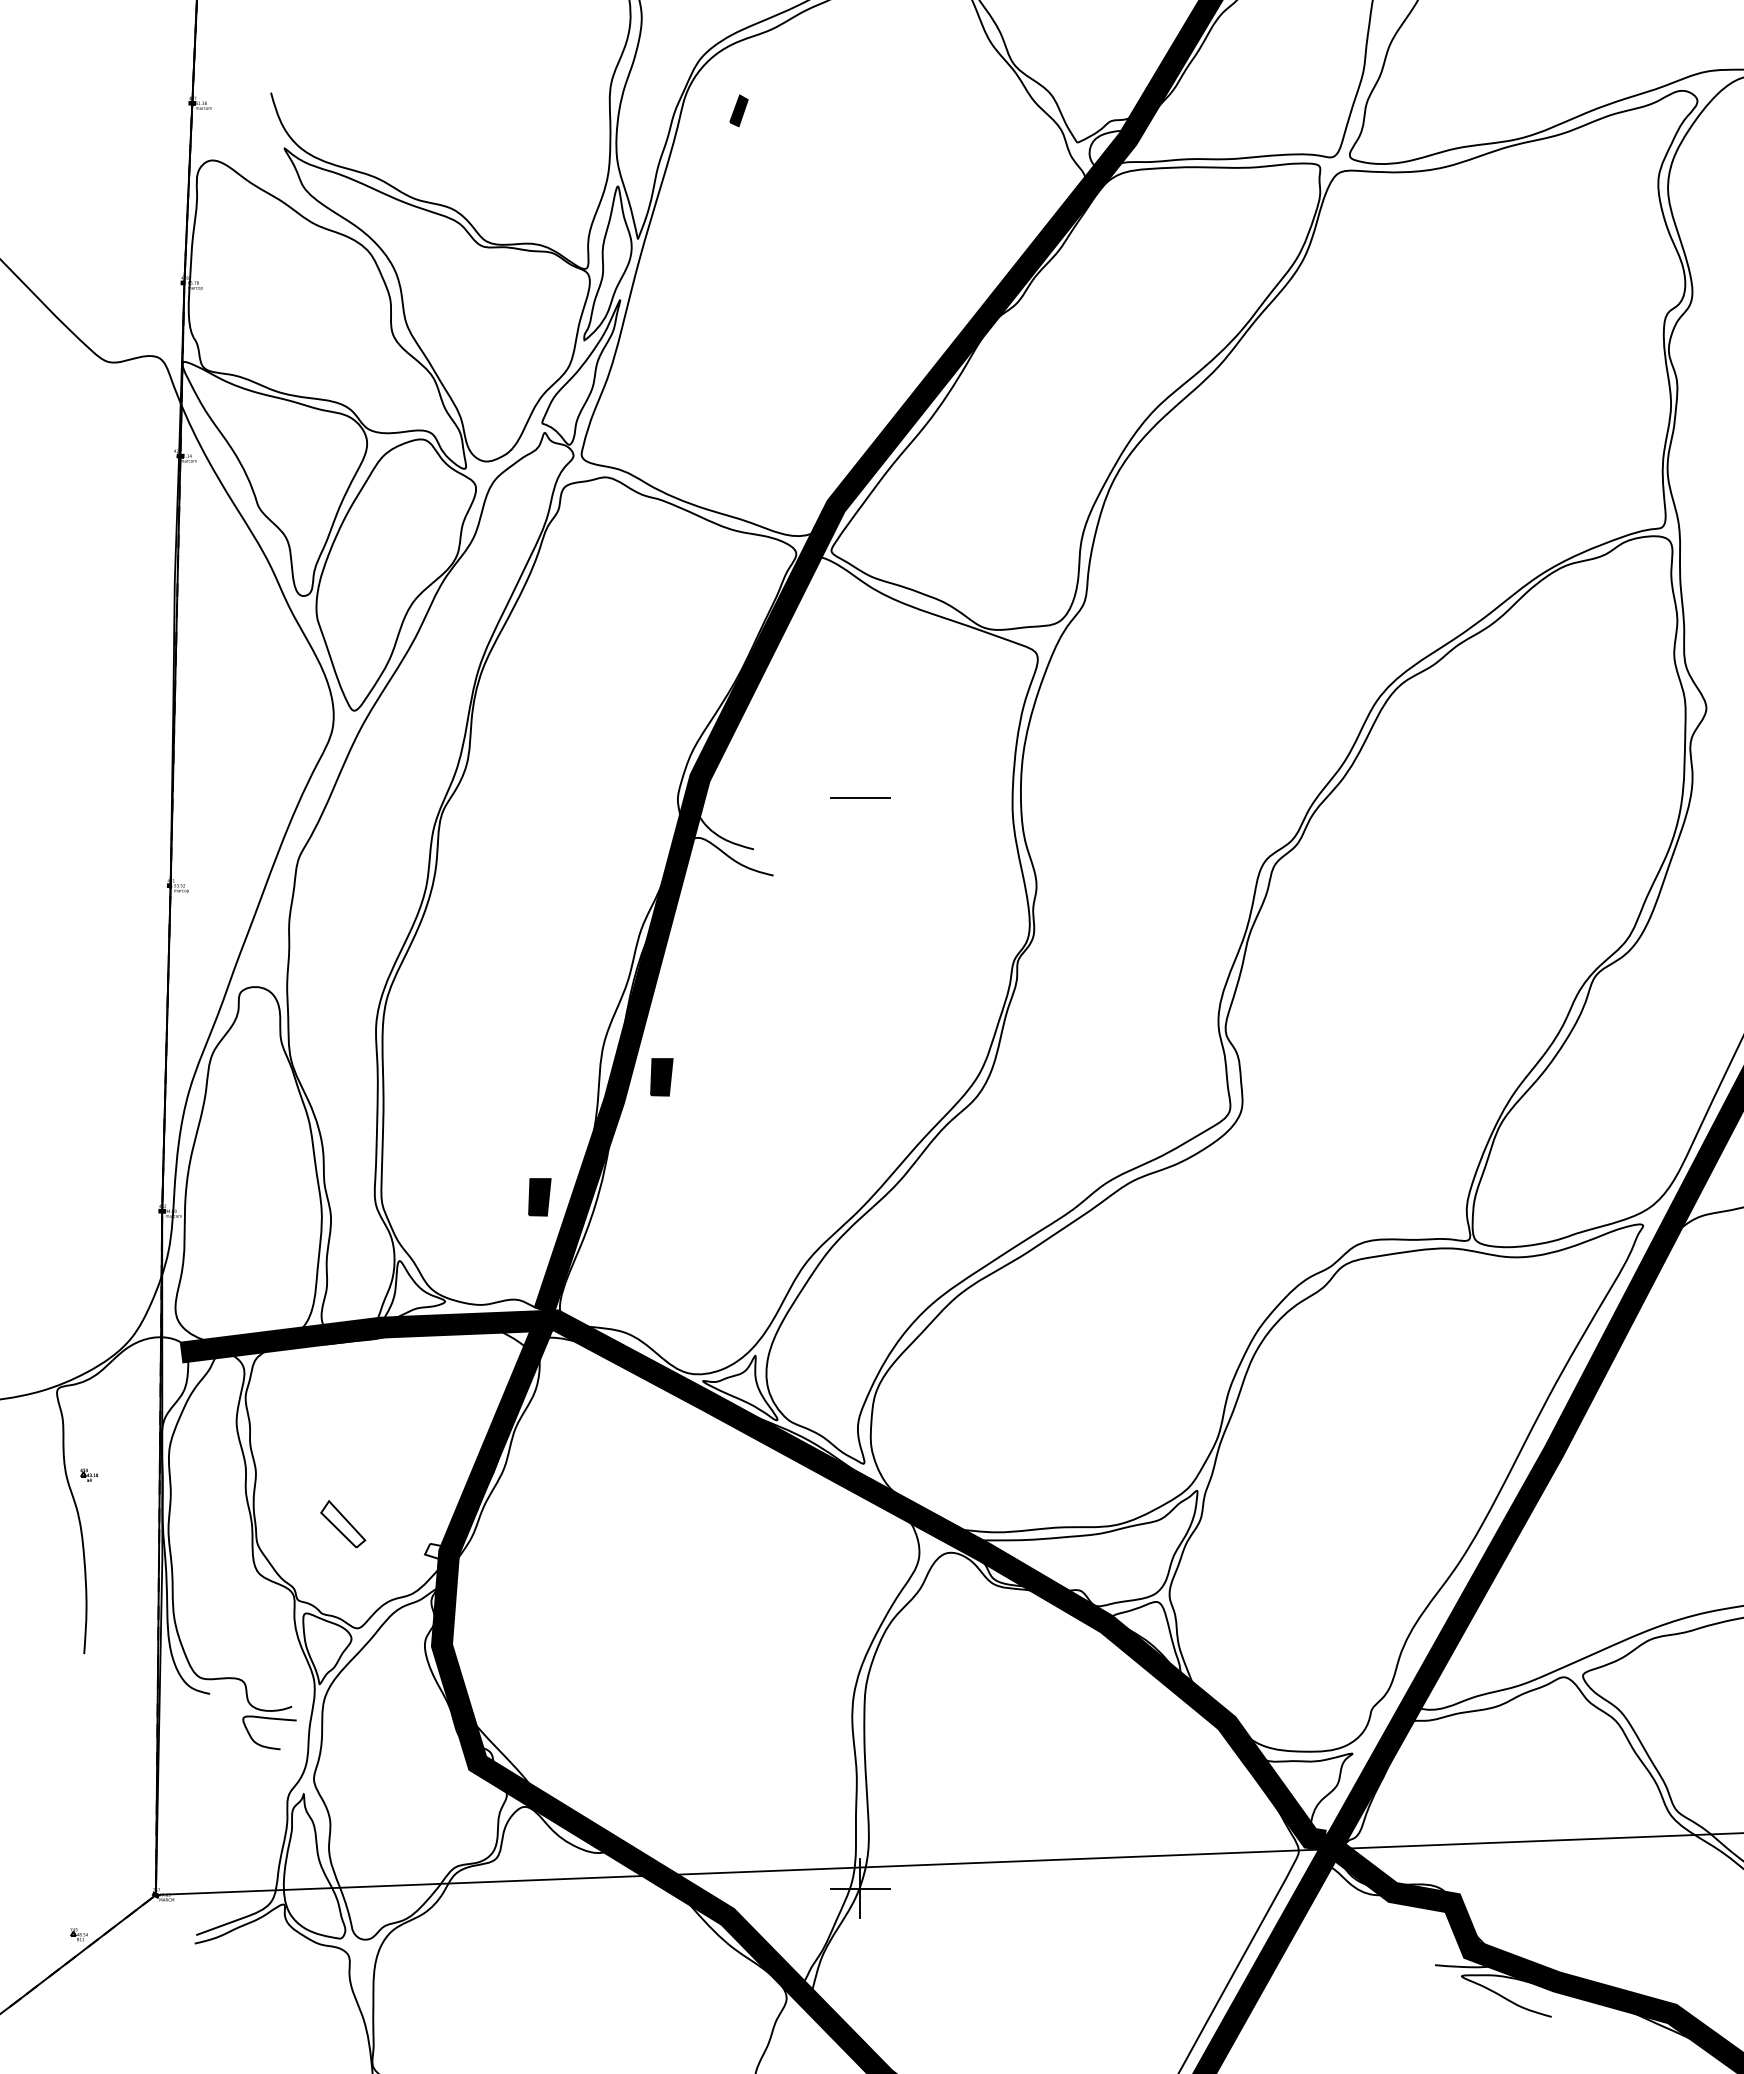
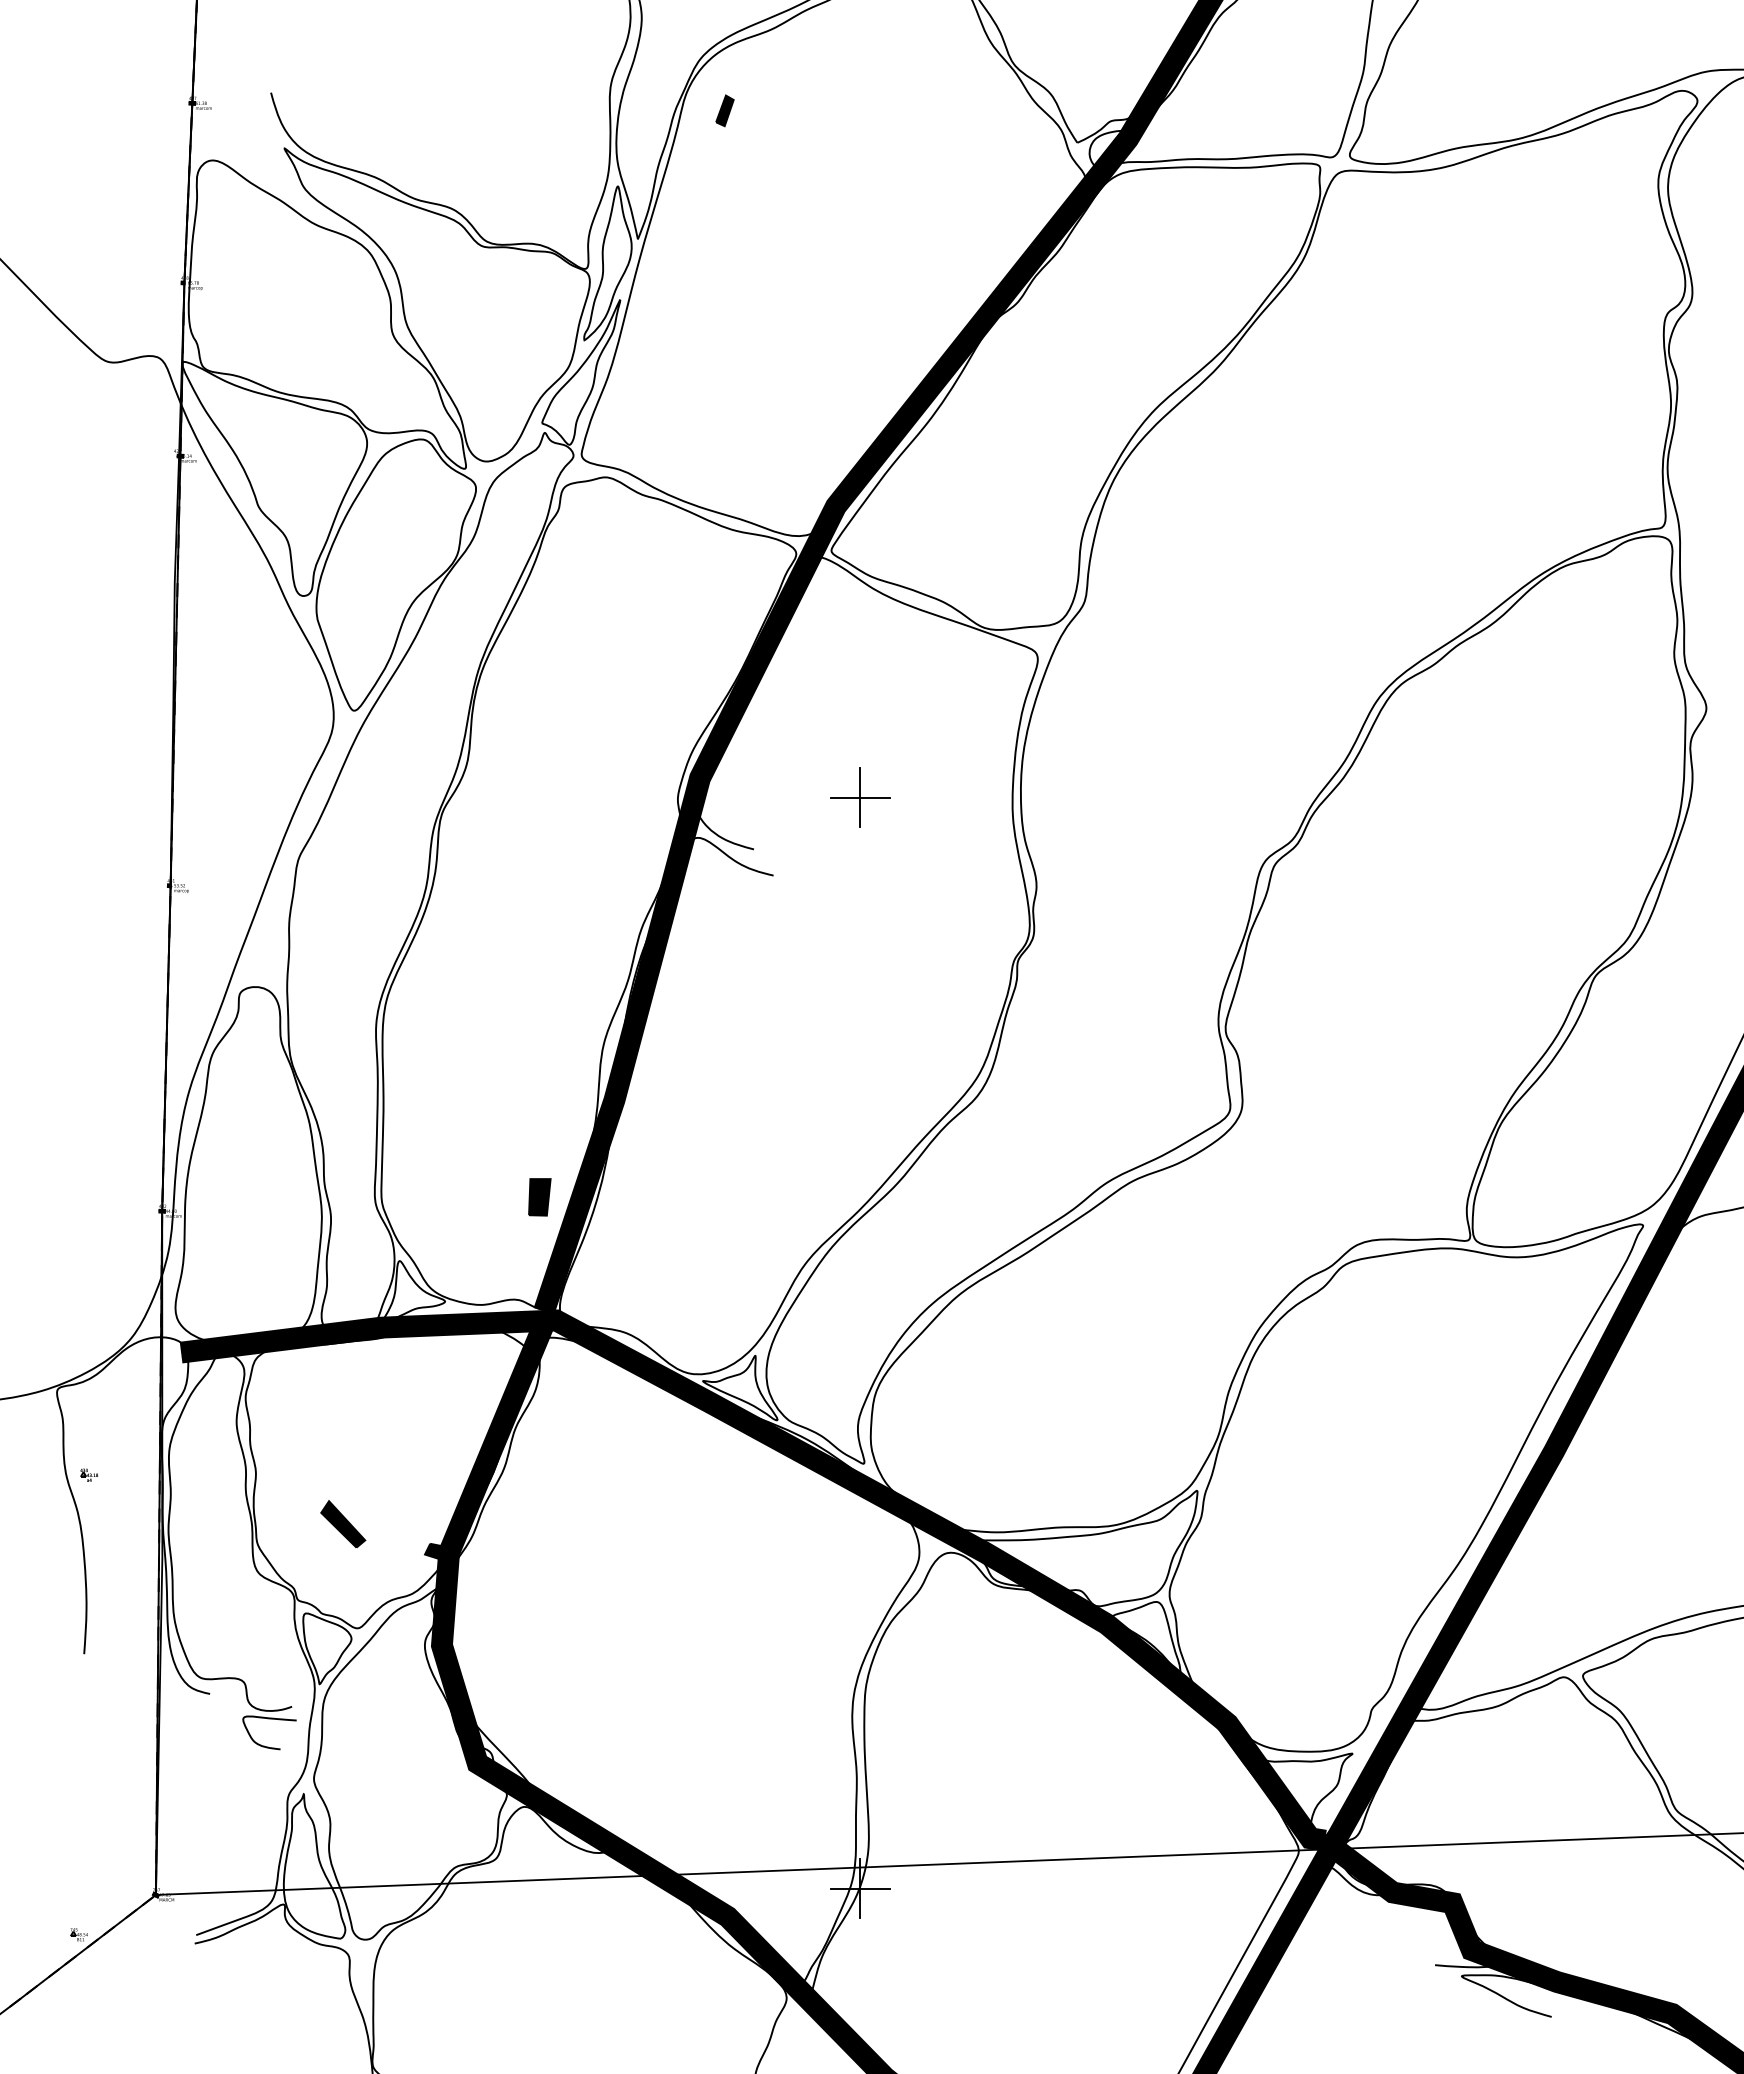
part position: (738, 110) -> (724, 110) (724, 110)
line: none -> present (860, 797)
part: present -> none (661, 1077)
fill: none -> present (343, 1524)
fill: none -> present (436, 1551)
